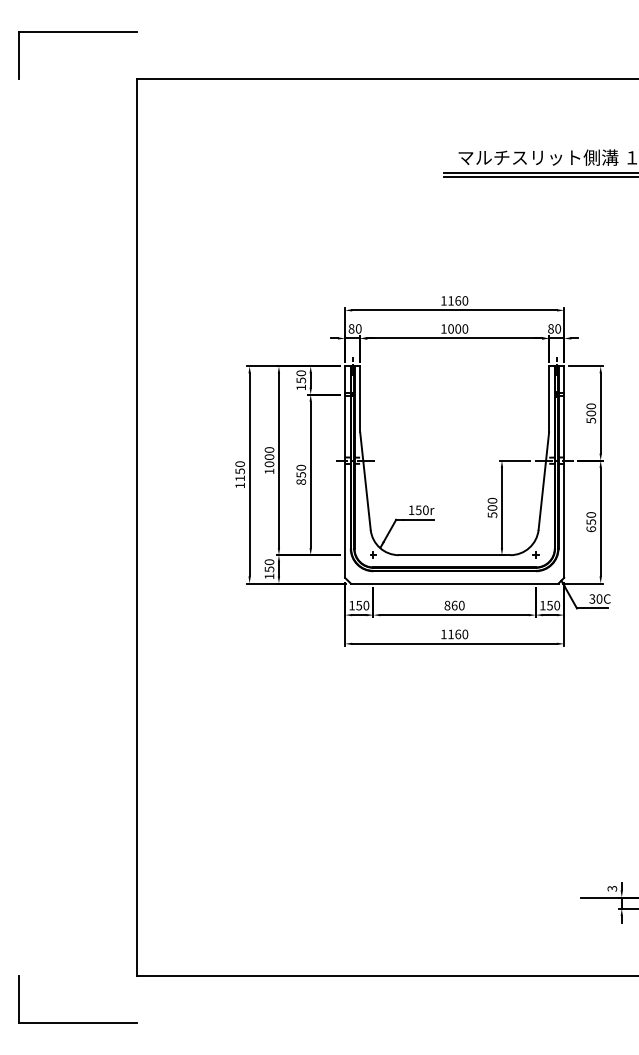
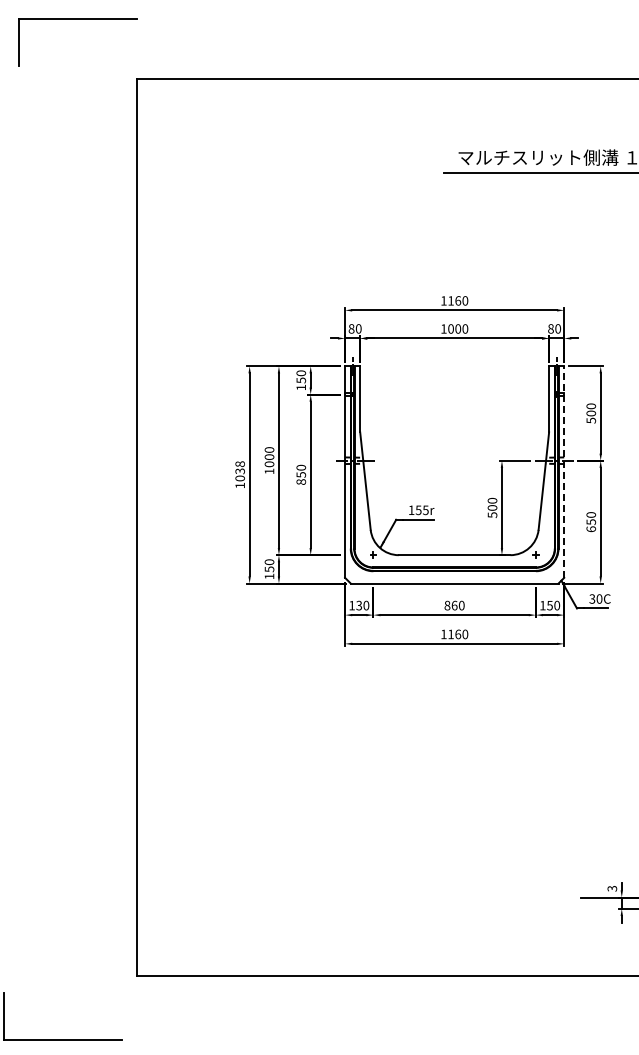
part position: (77, 32) -> (77, 19) (77, 19)
line: present -> none (539, 177)
text: 1150 -> 1038 (239, 471)
line: solid -> dashed (564, 472)
text: 150r -> 155r (425, 509)
text: 150 -> 130 (358, 604)
part position: (77, 1022) -> (62, 1039) (62, 1039)
